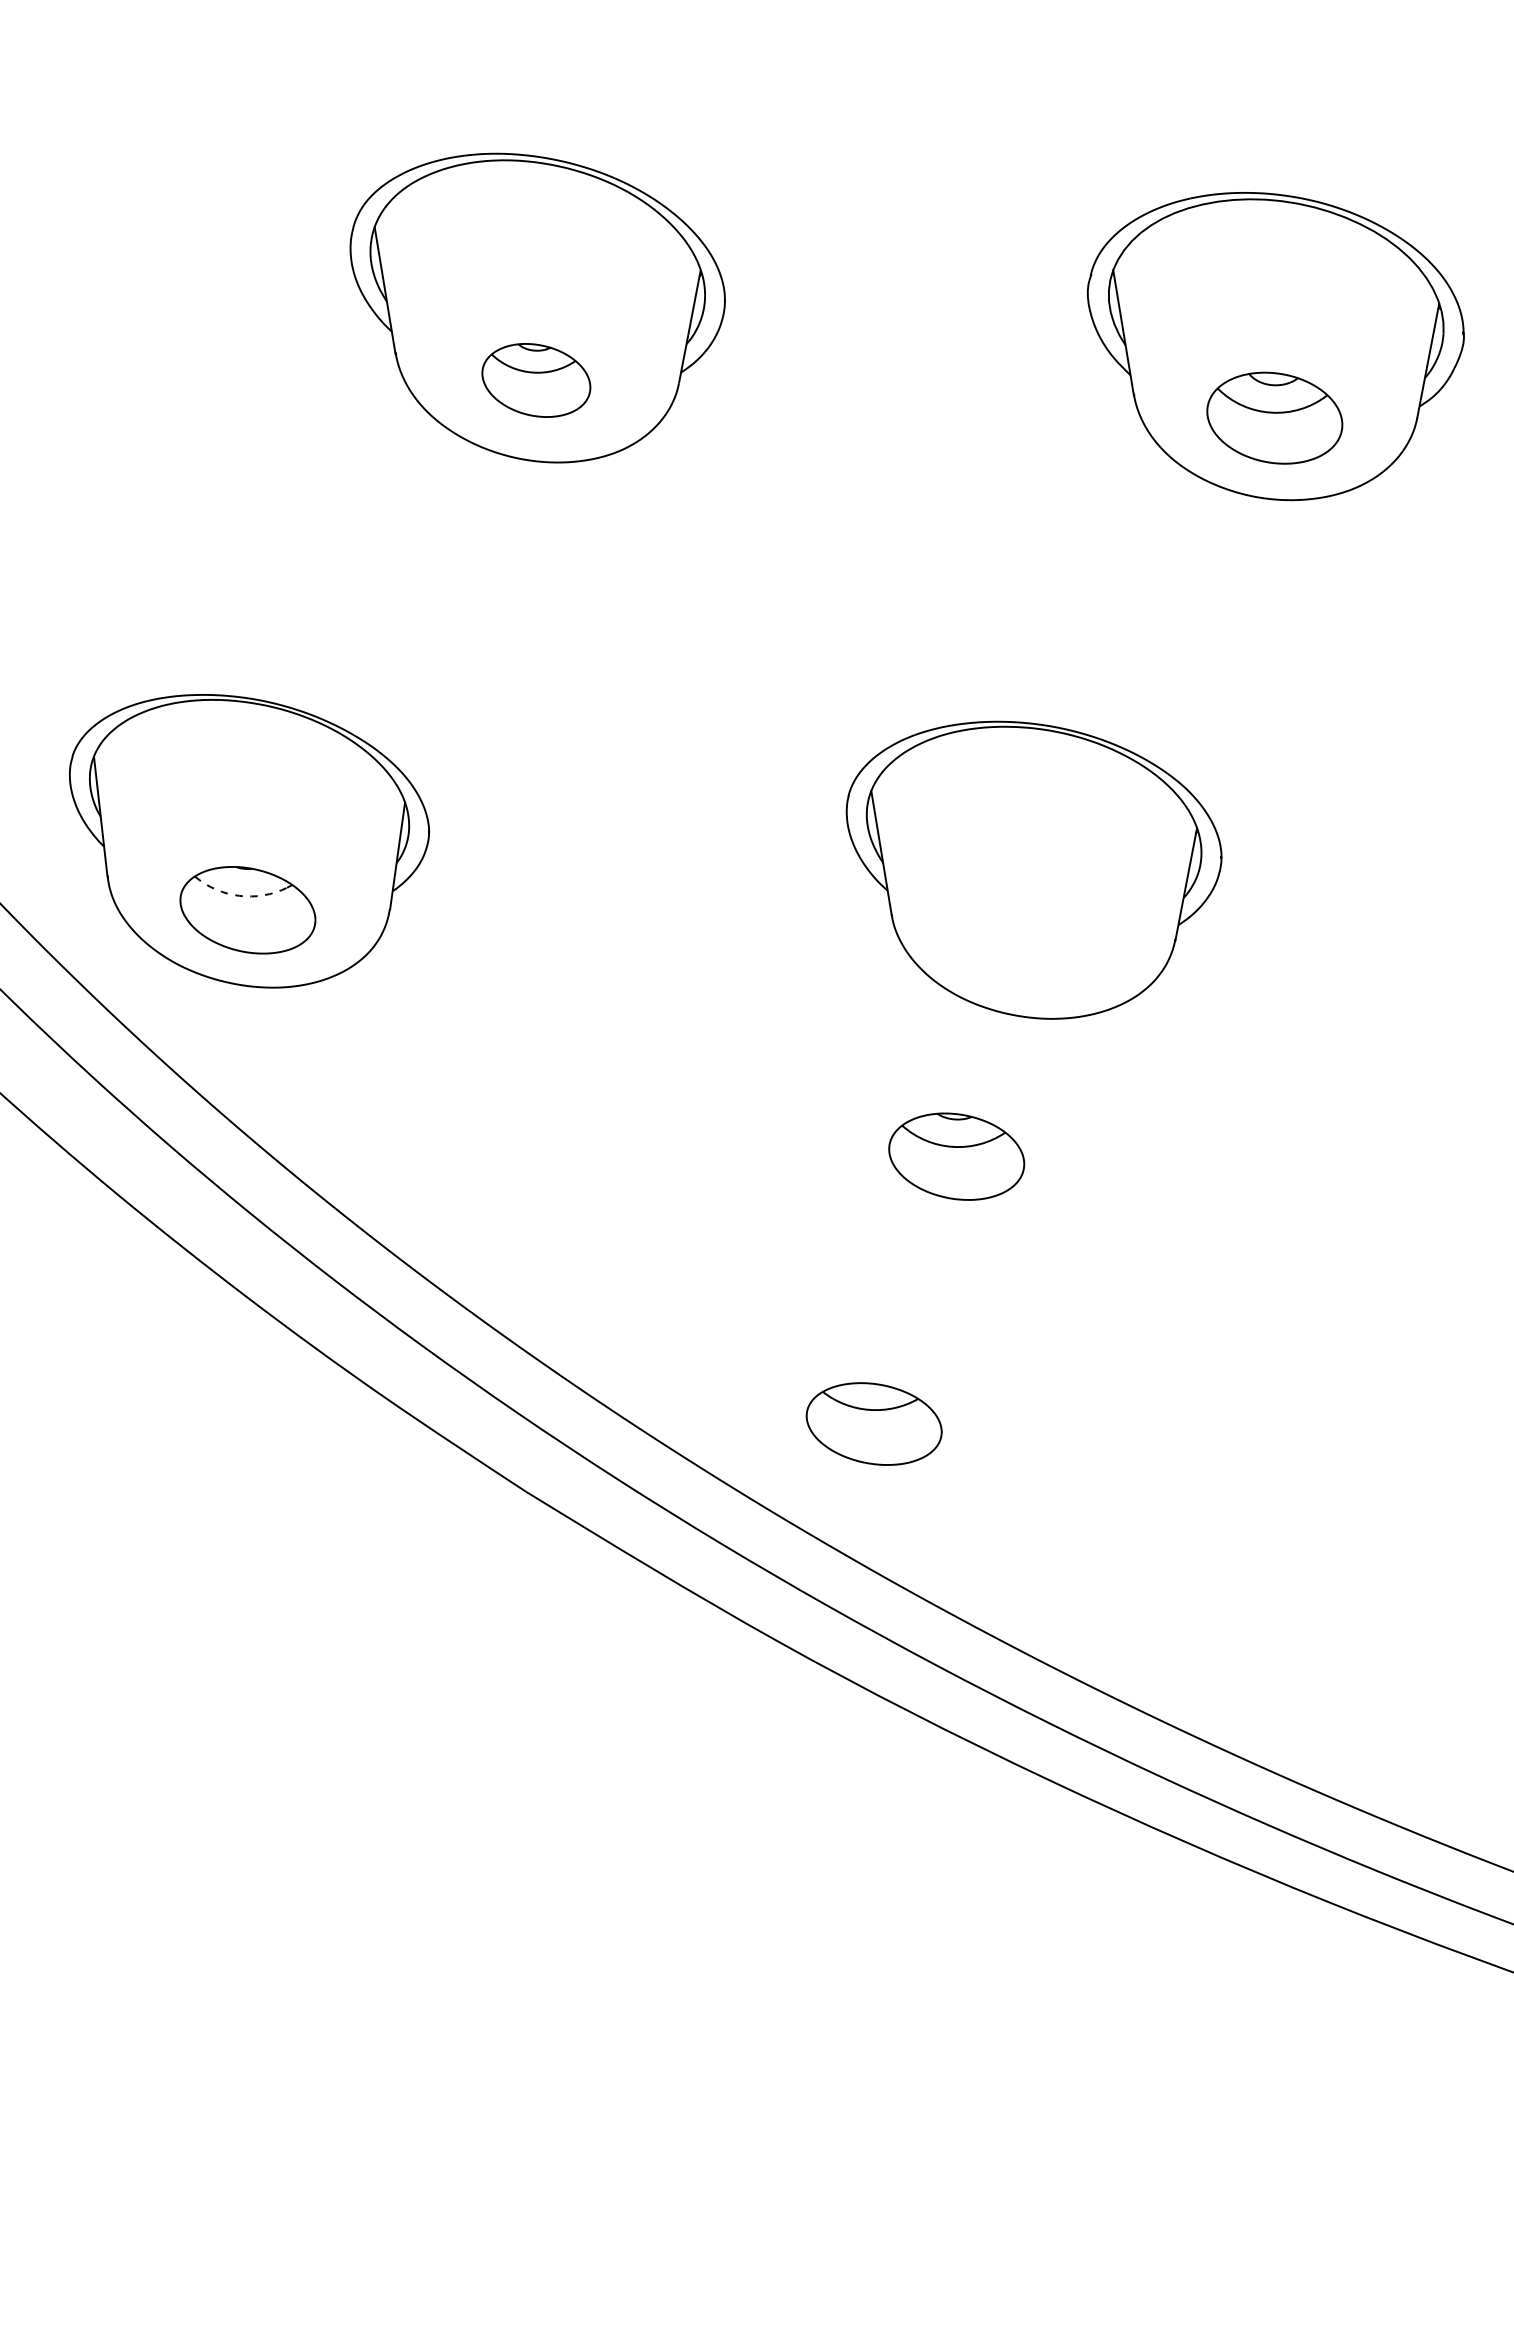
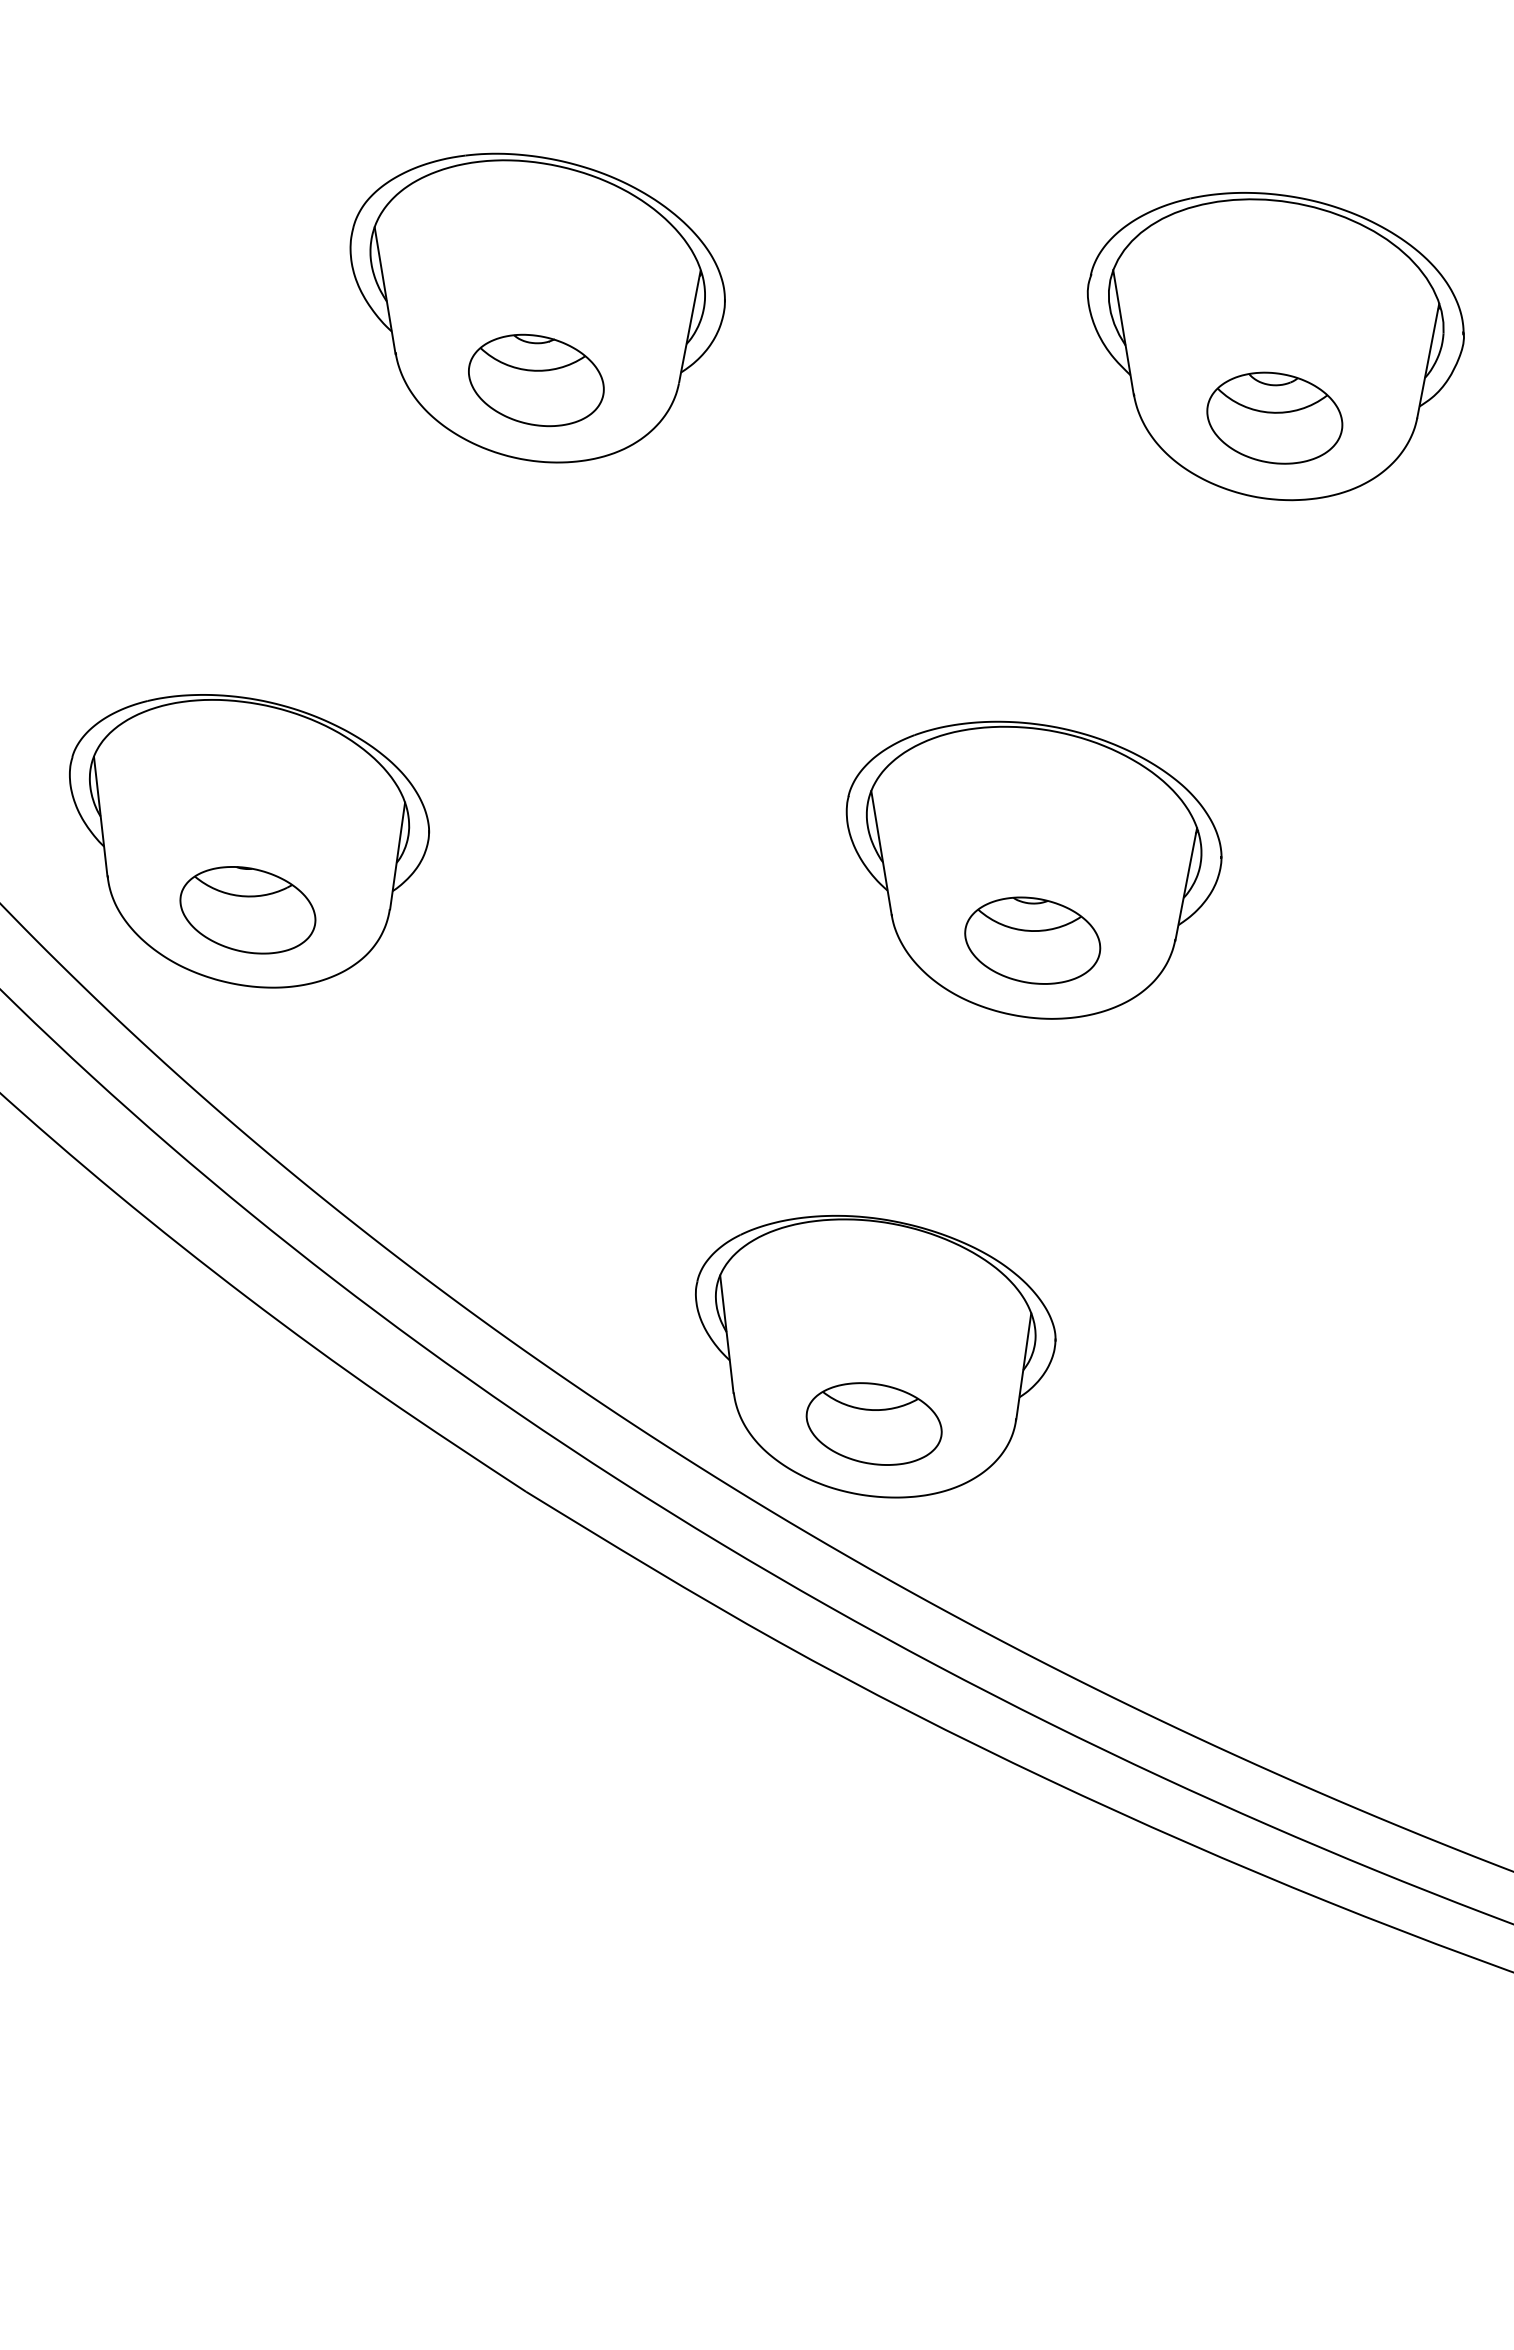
part size: 111x75 px -> 137x95 px (536, 380)
arc: dashed -> solid (239, 895)
part position: (956, 1156) -> (1032, 940) (1032, 940)
part: none -> present (875, 1356)
